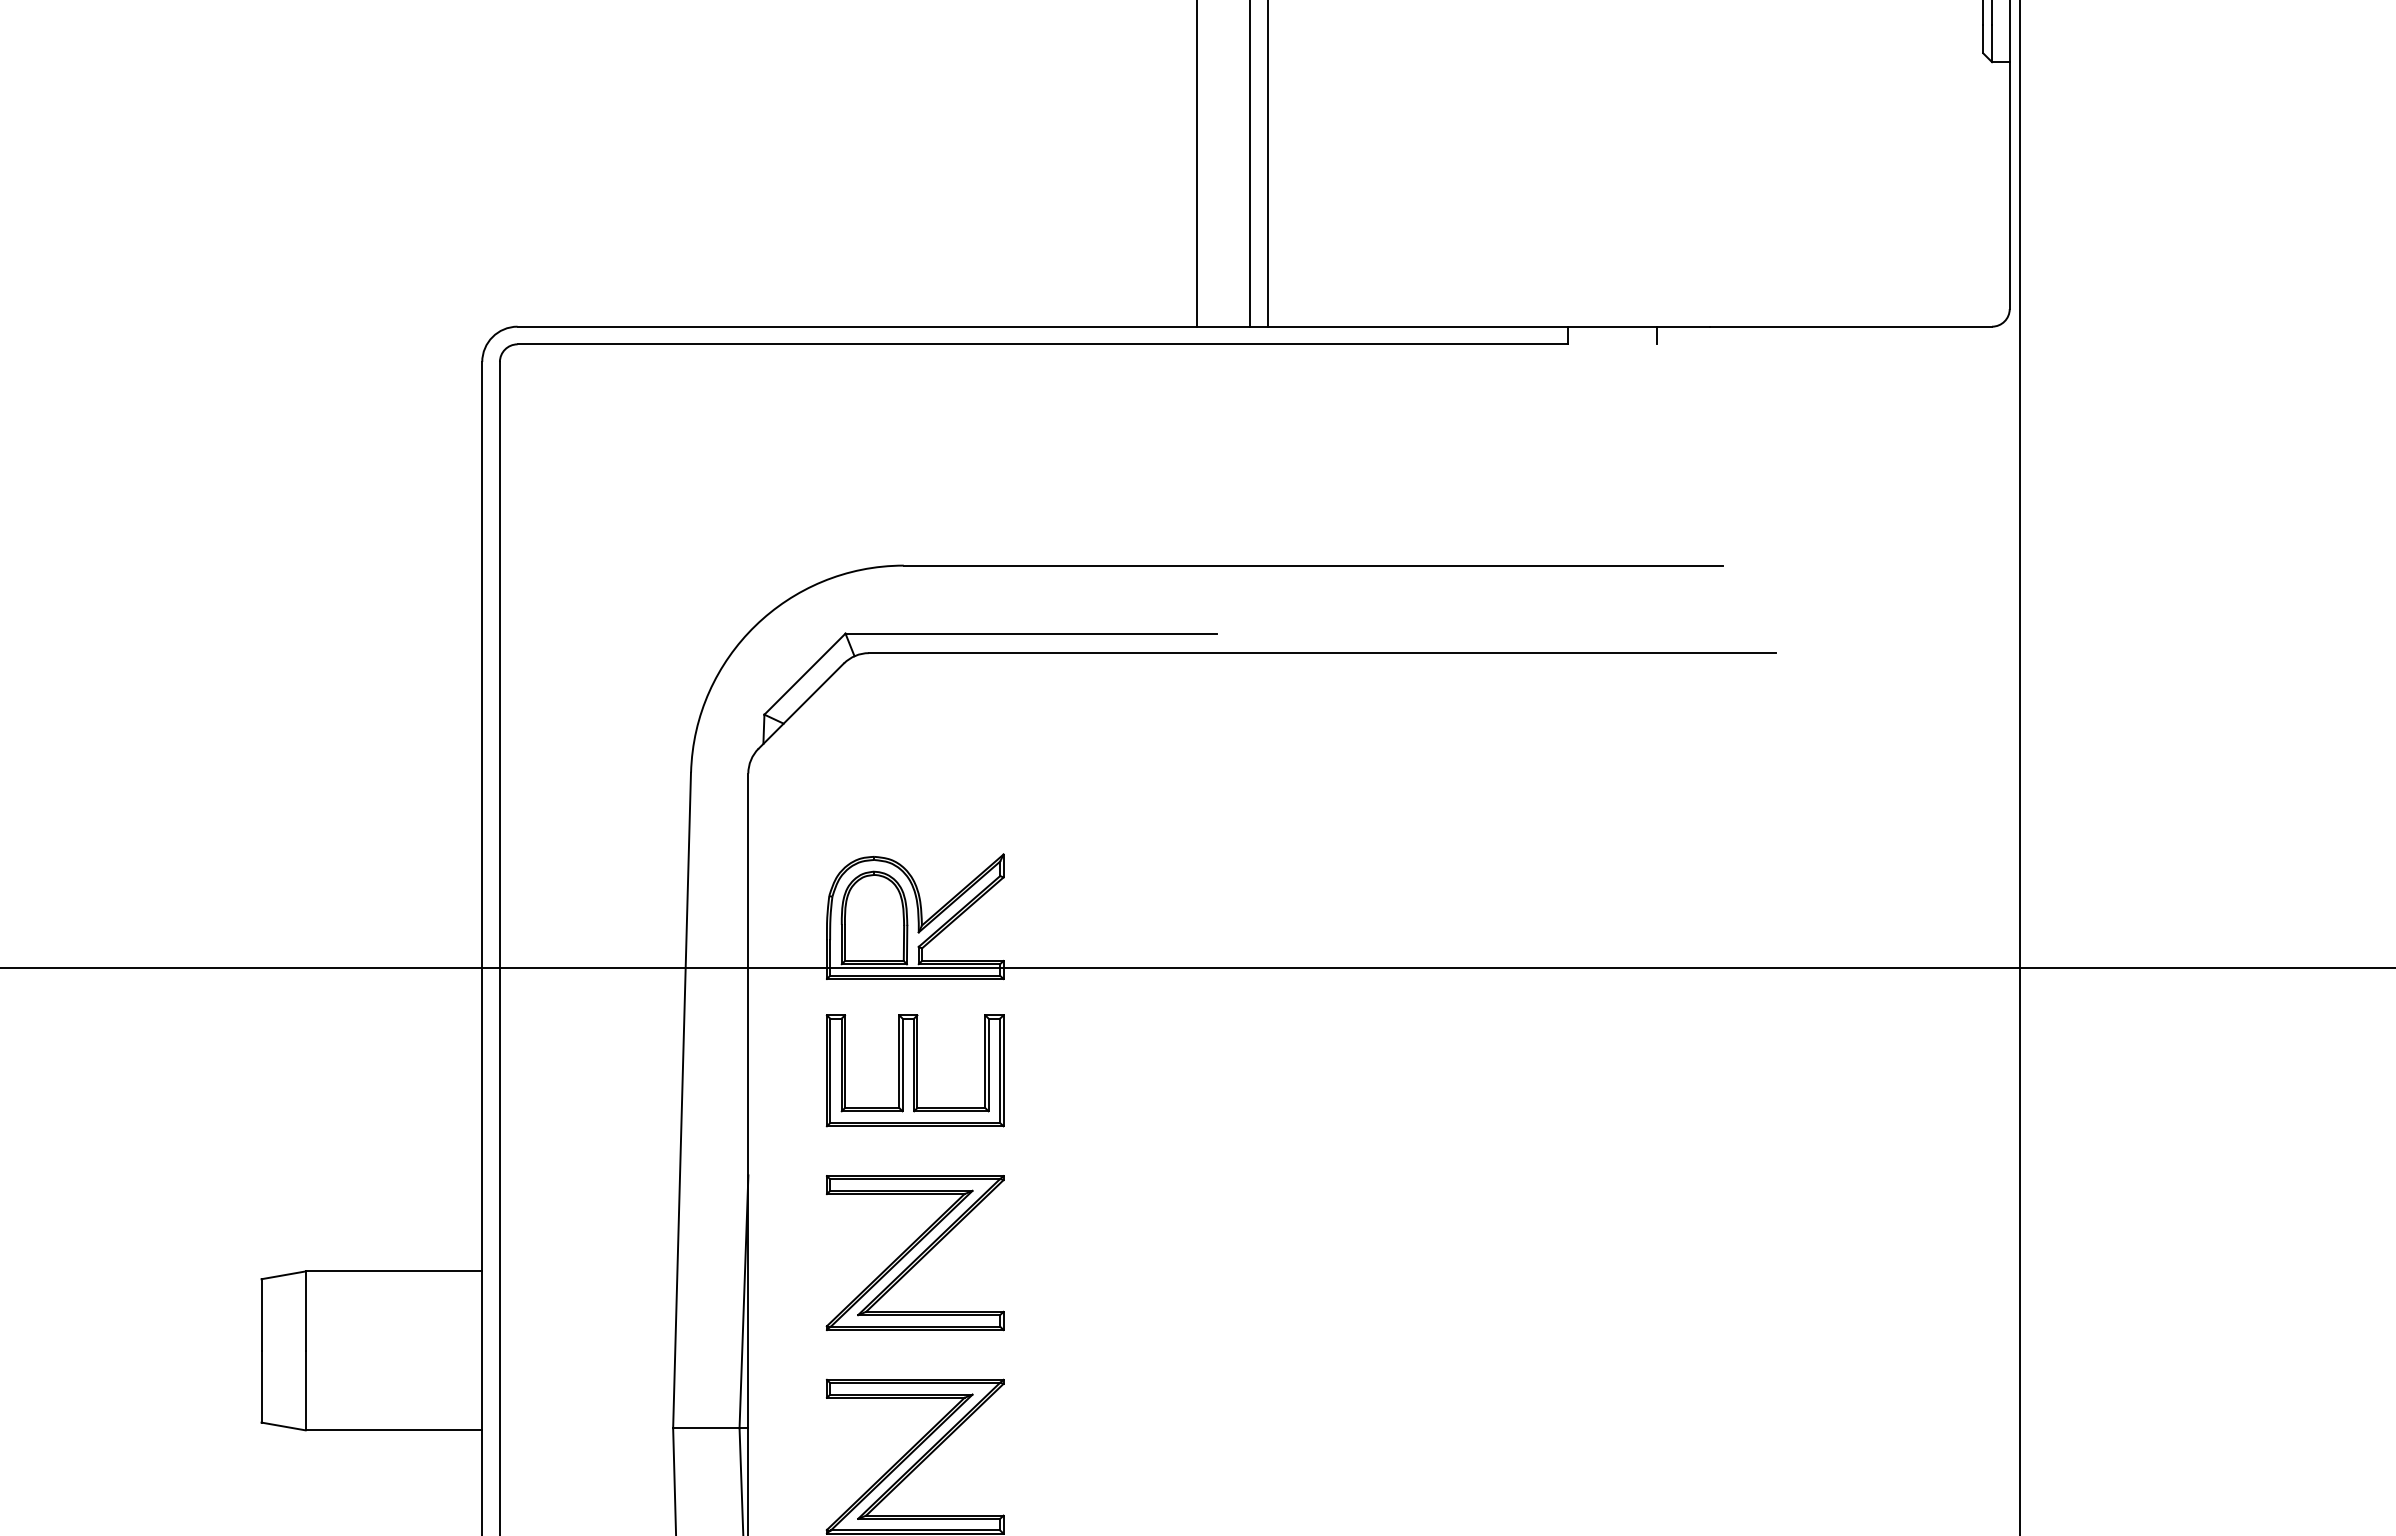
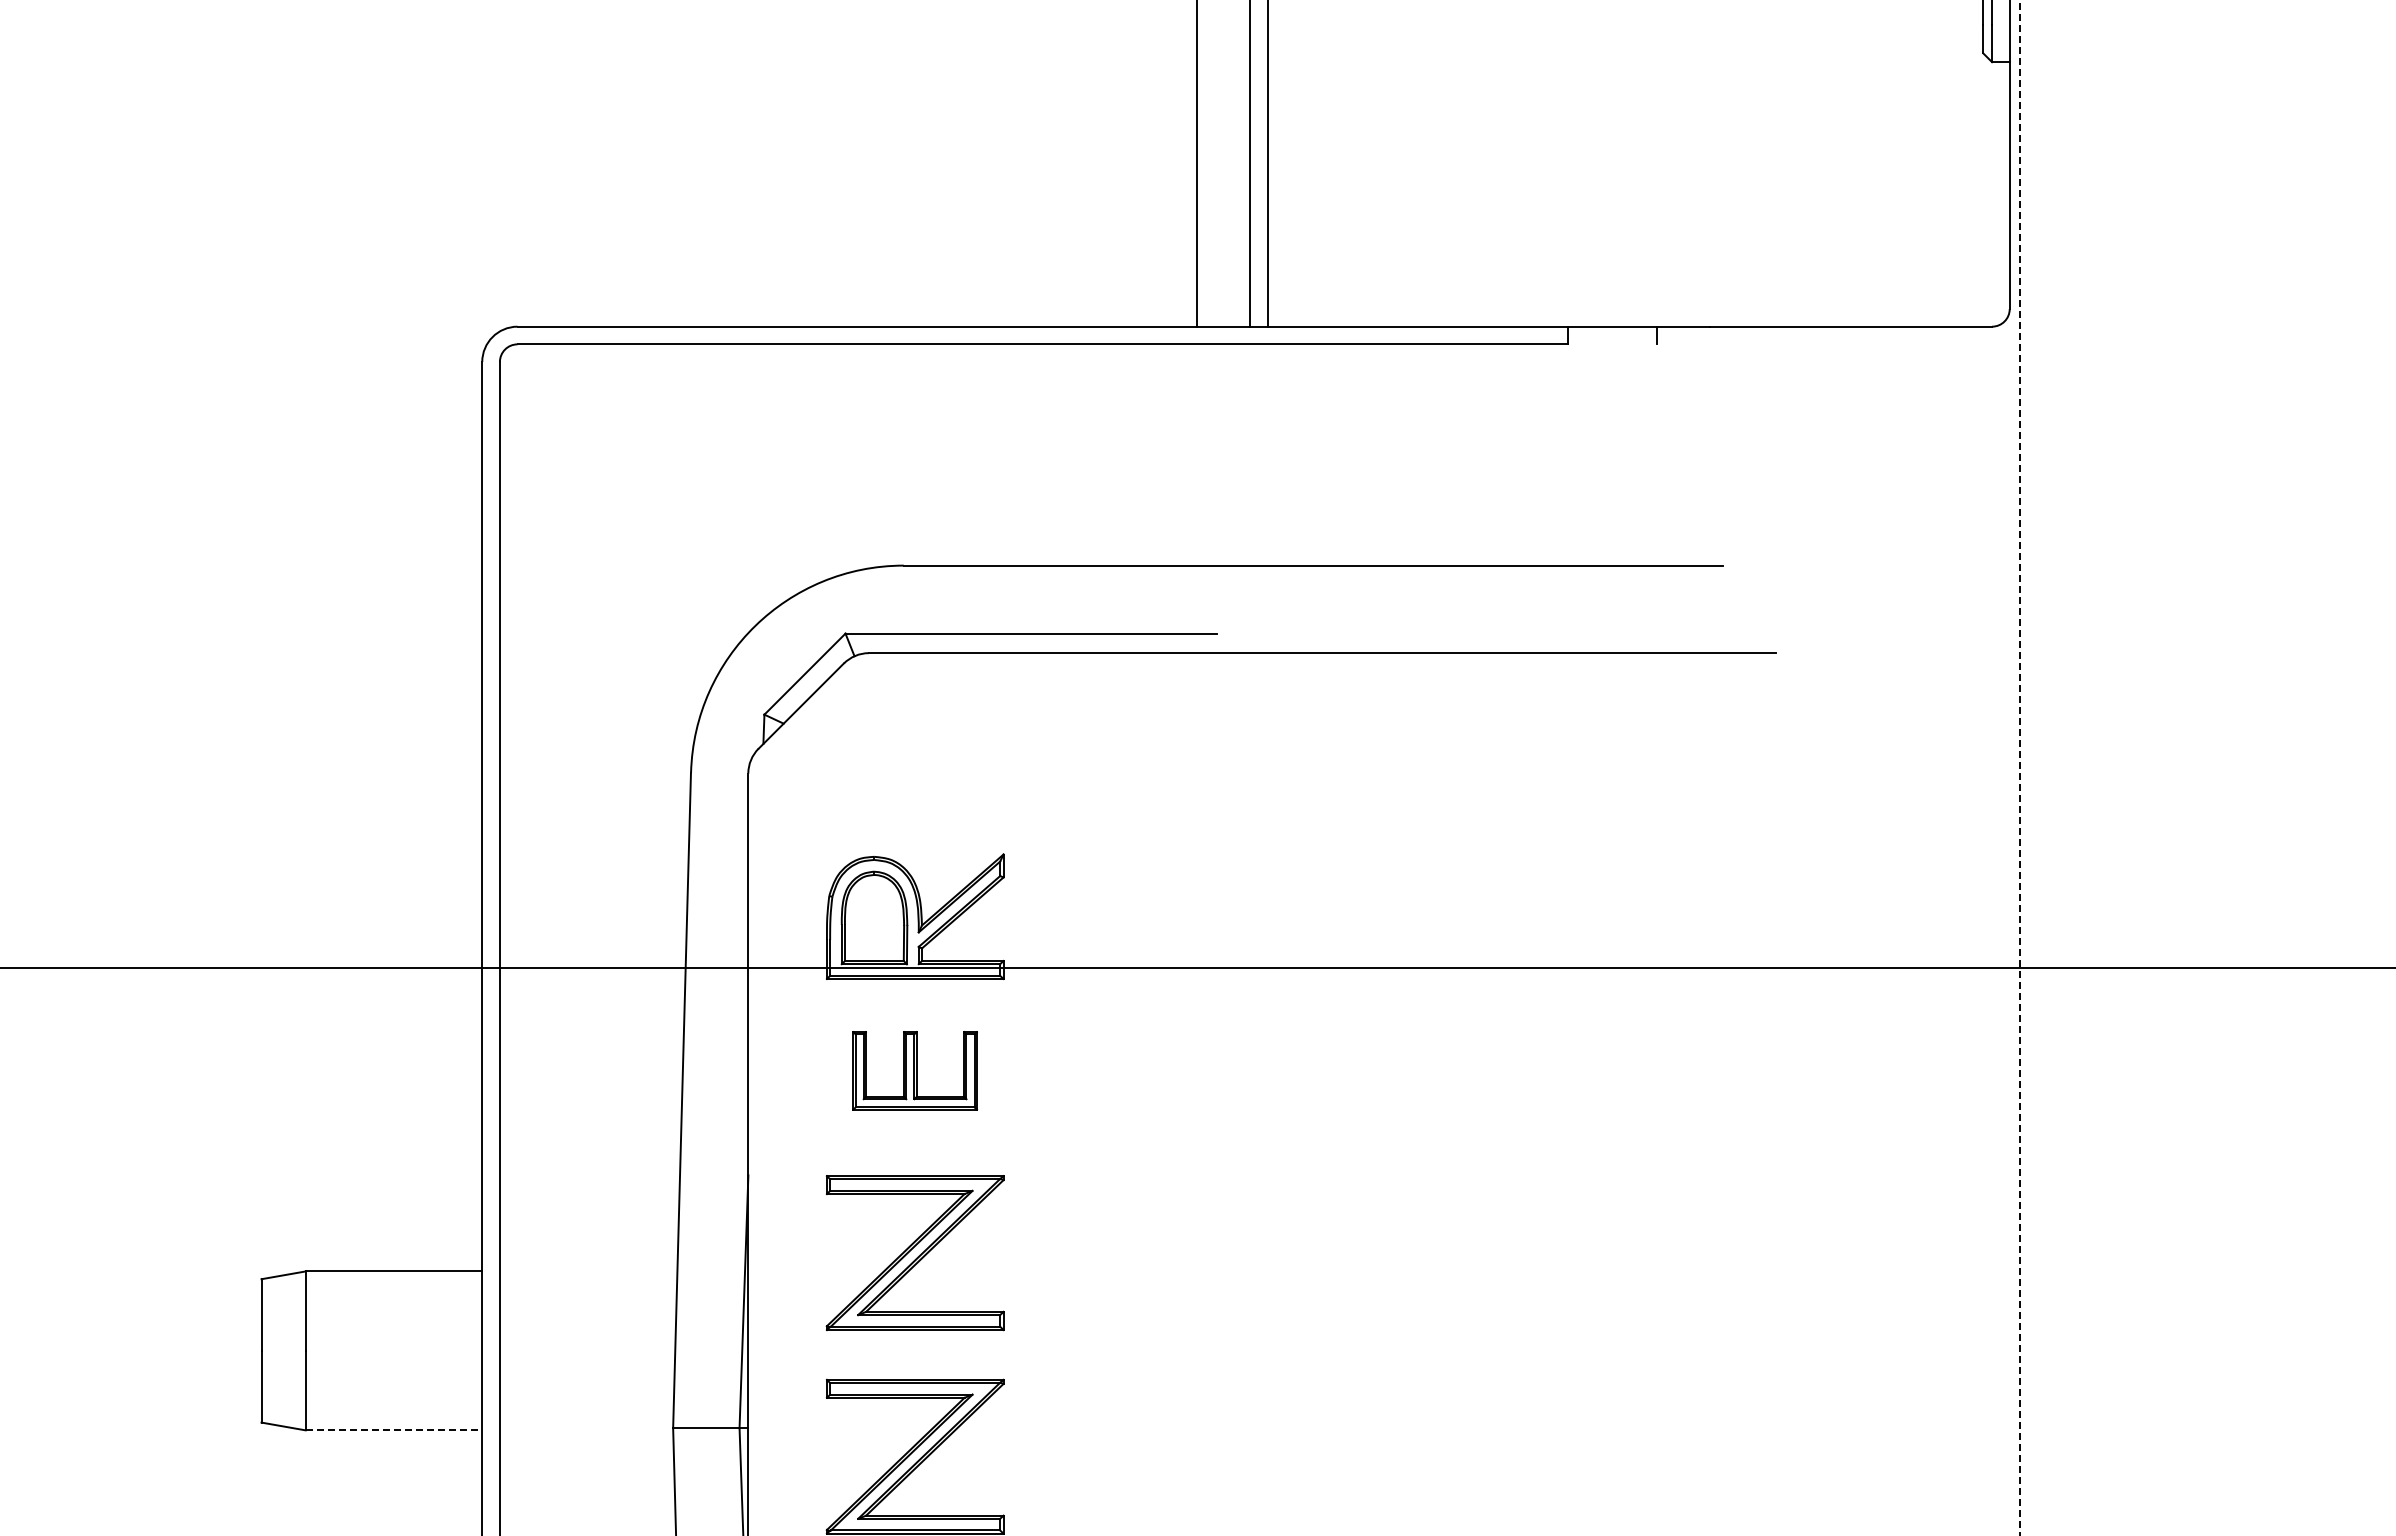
line: solid -> dashed (2019, 768)
part size: 180x114 px -> 127x80 px (915, 1070)
line: solid -> dashed (394, 1430)
